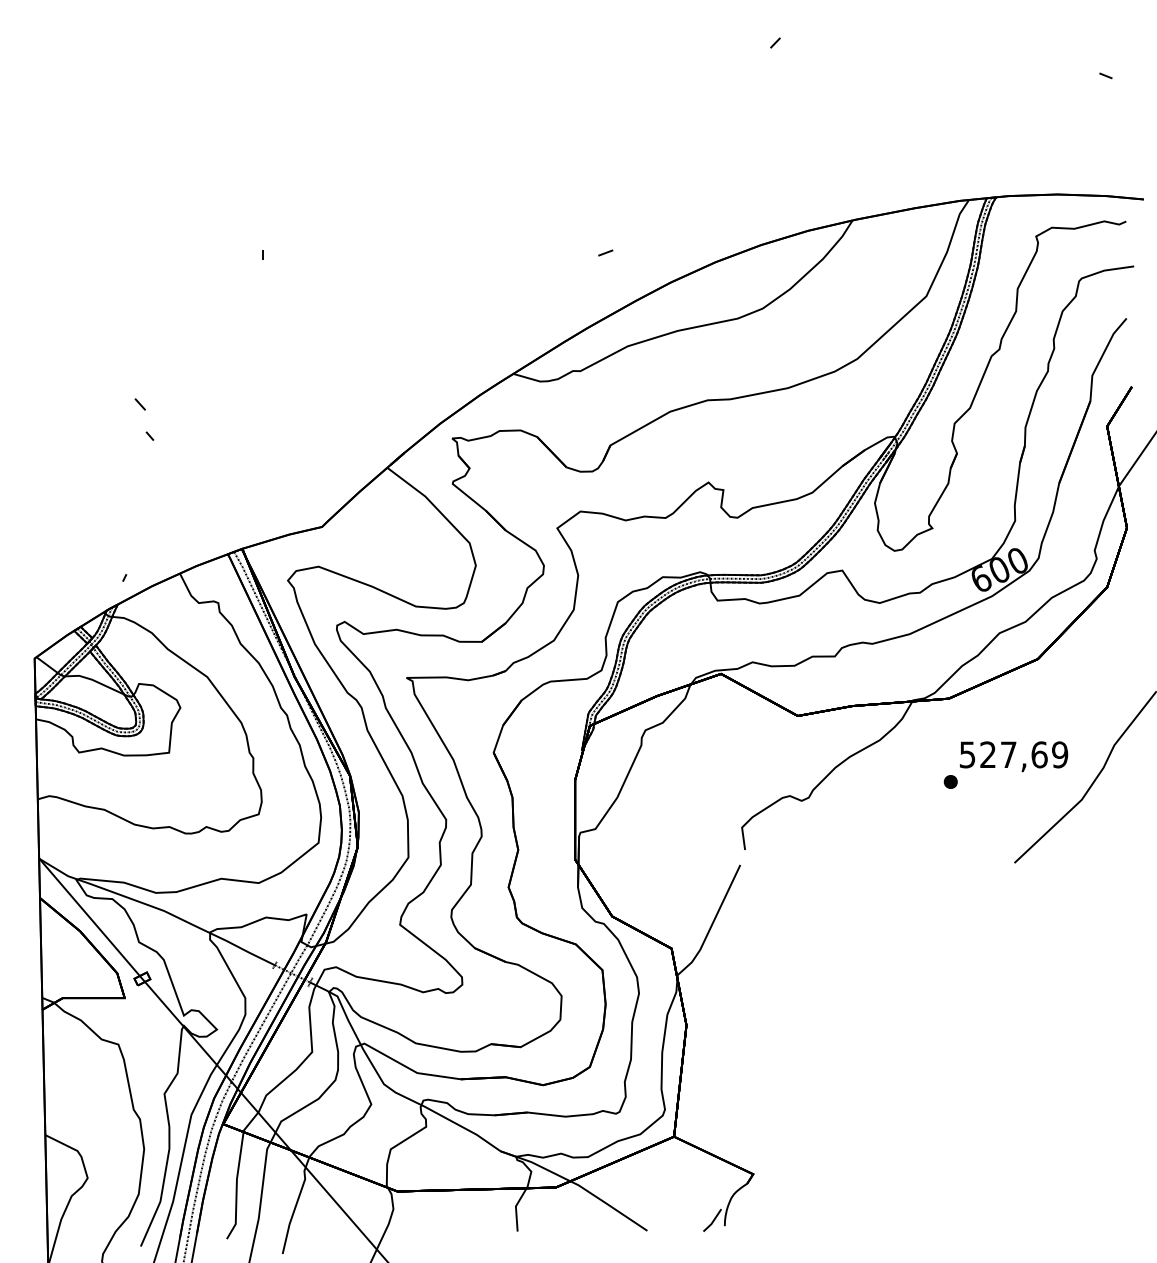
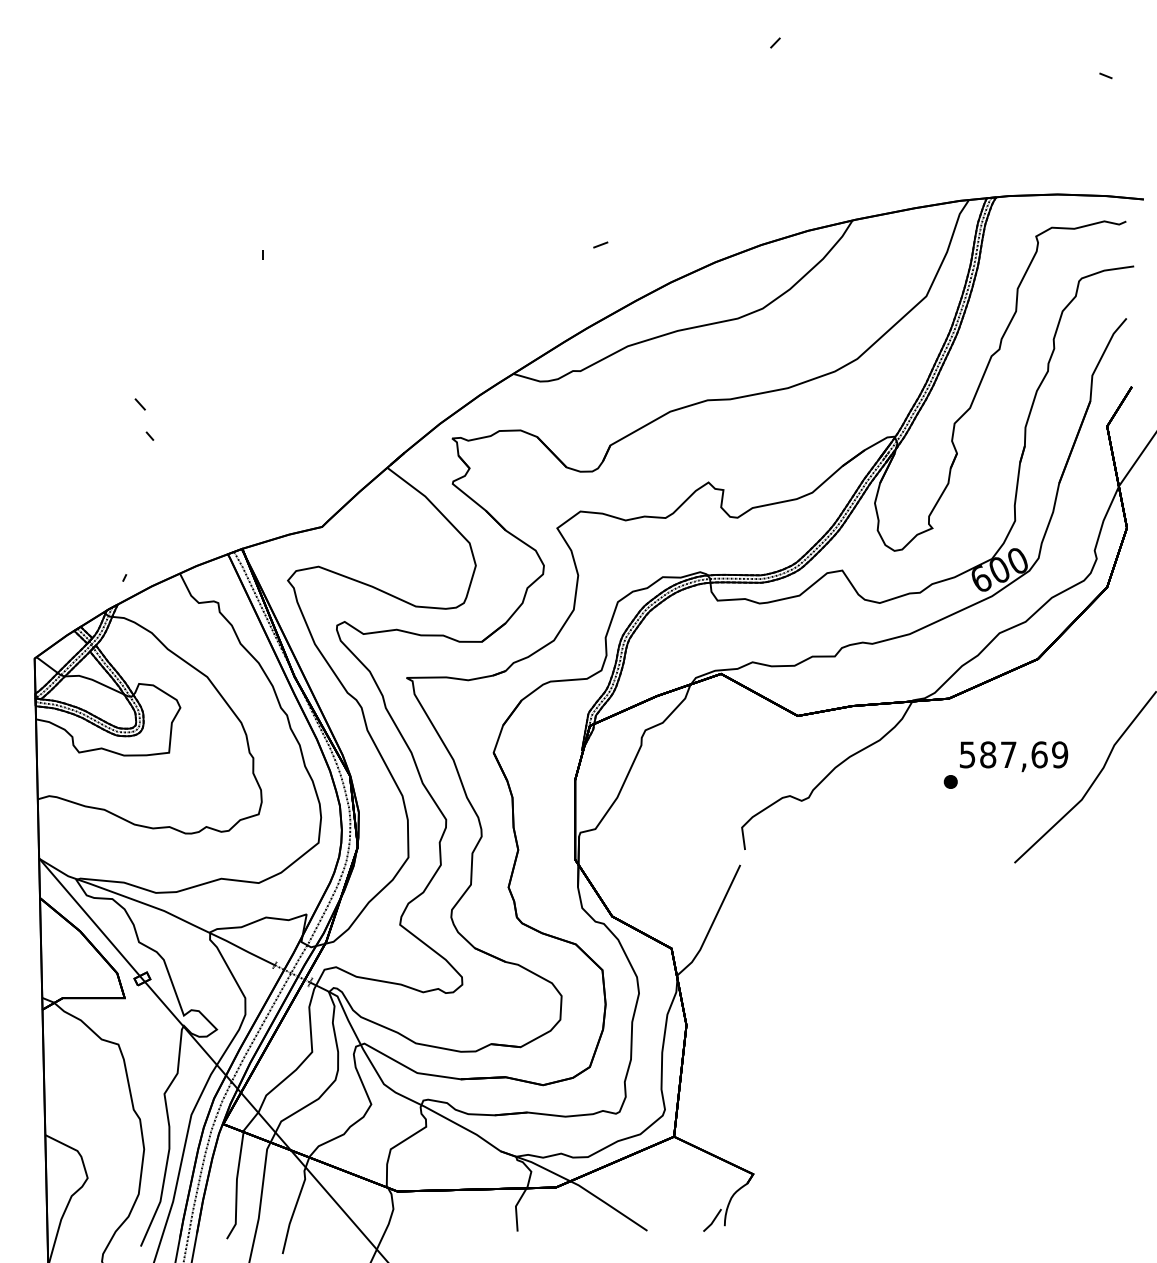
line position: (605, 252) -> (600, 244) (600, 244)
text: 527,69 -> 587,69 (988, 754)
